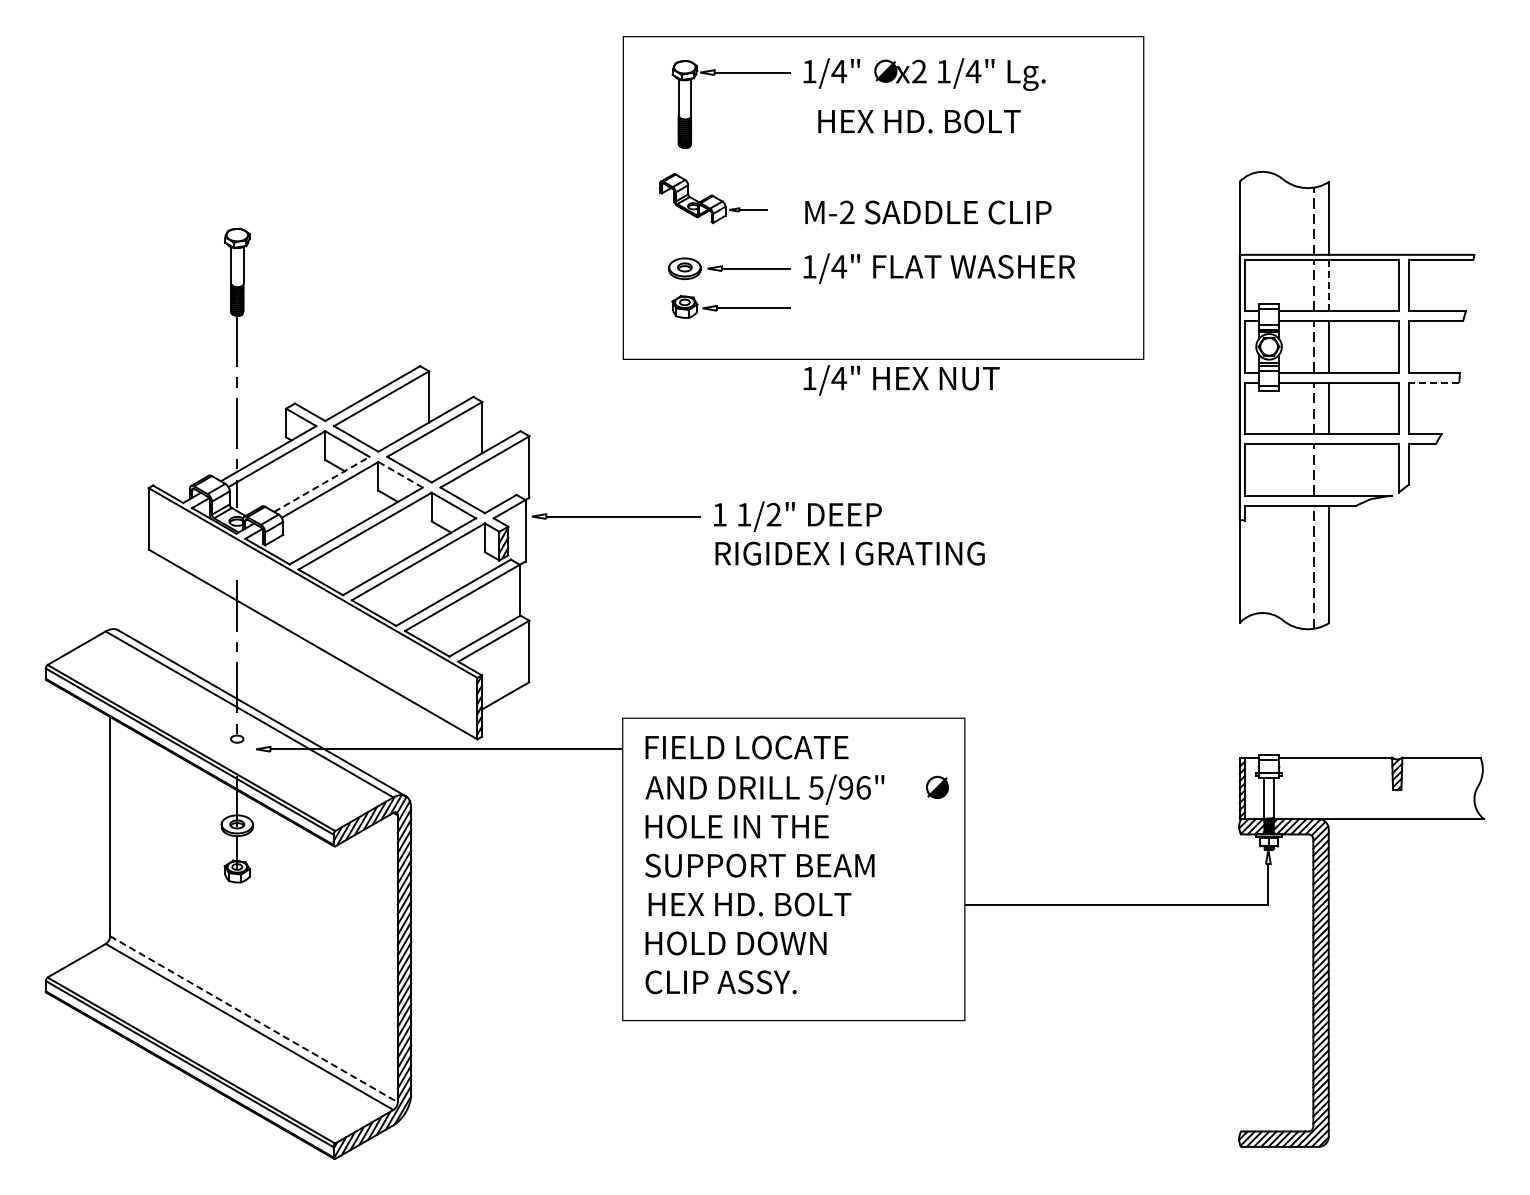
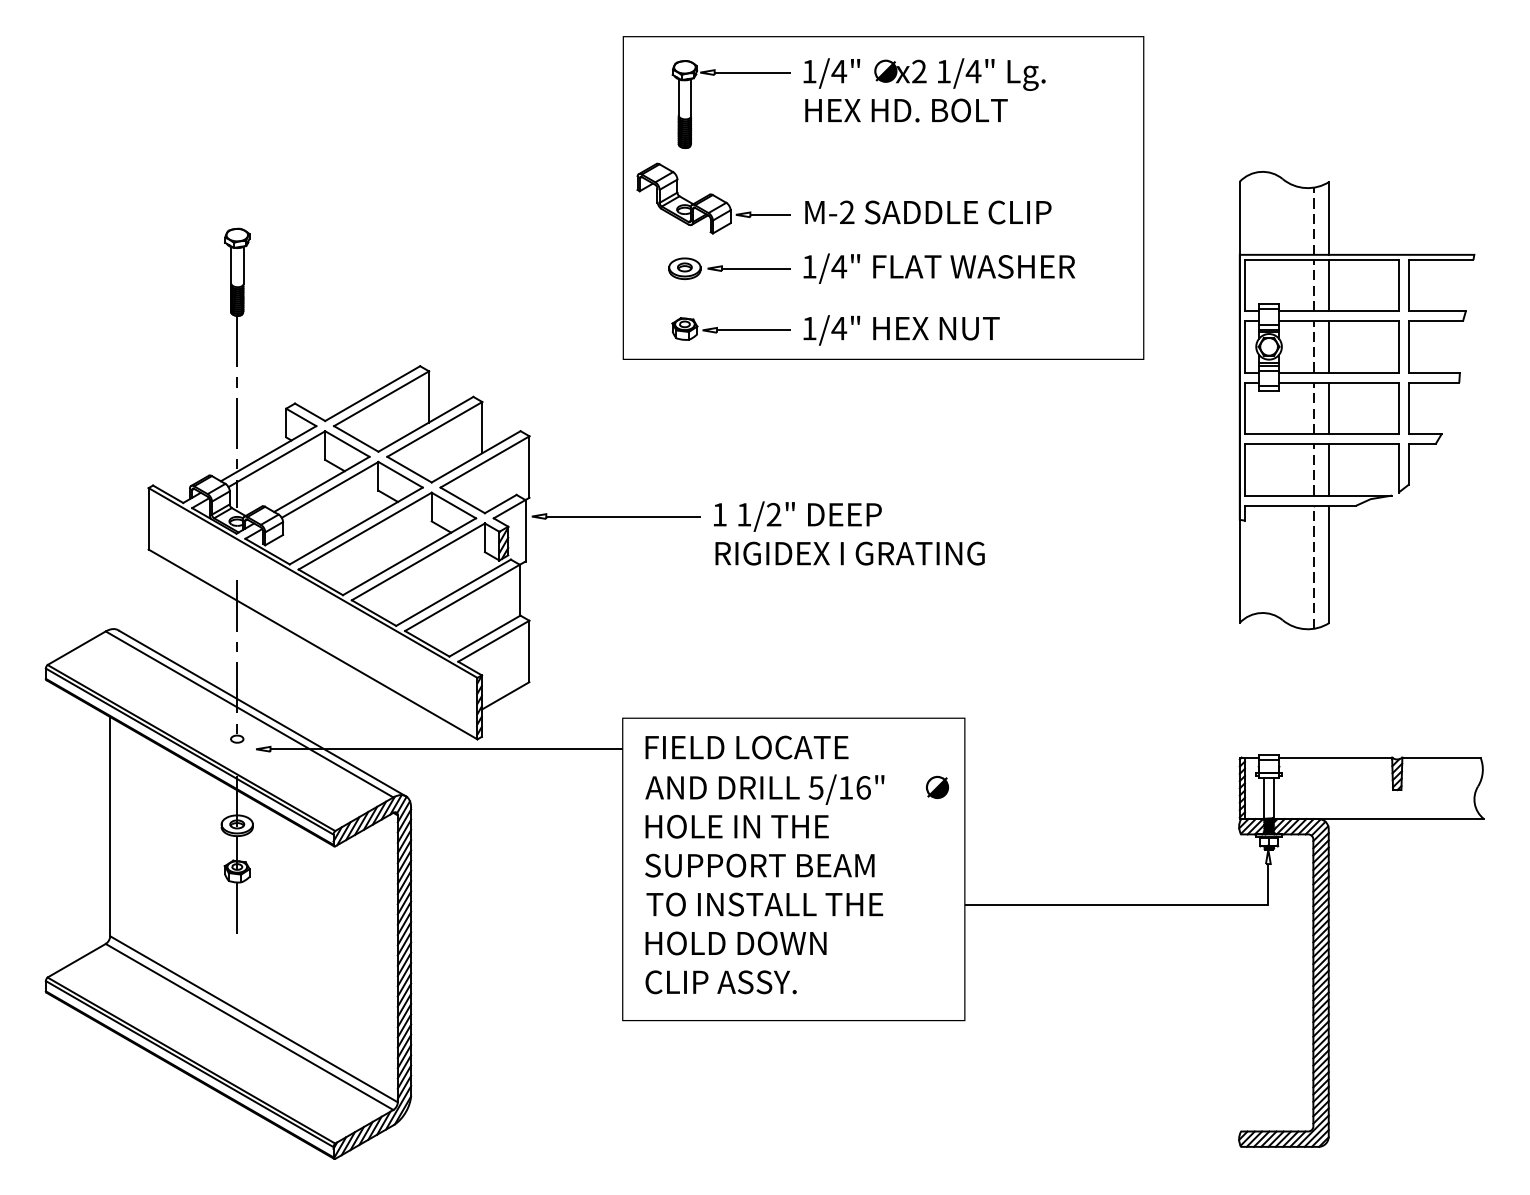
text position: (919, 121) -> (906, 110) (906, 110)
part size: 109x52 px -> 155x73 px (713, 198)
line: dashed -> solid (1329, 285)
part position: (730, 306) -> (730, 328) (730, 328)
text position: (901, 380) -> (901, 330) (901, 330)
line: dashed -> solid (1433, 382)
line: none -> present (1329, 469)
line: dashed -> solid (400, 474)
line: dashed -> solid (322, 484)
text: 5/96" -> 5/16" (845, 787)
text: HEX HD. BOLT -> TO INSTALL THE (764, 904)
line: none -> present (237, 908)
line: dashed -> solid (254, 1019)
